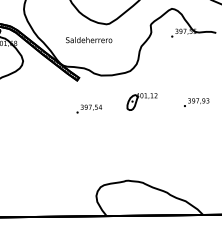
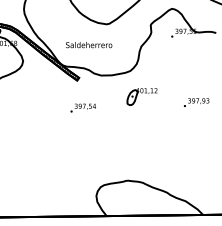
text position: (89, 40) -> (89, 45) (89, 45)
part position: (141, 101) -> (141, 96) (141, 96)
text position: (88, 108) -> (82, 107) (82, 107)
